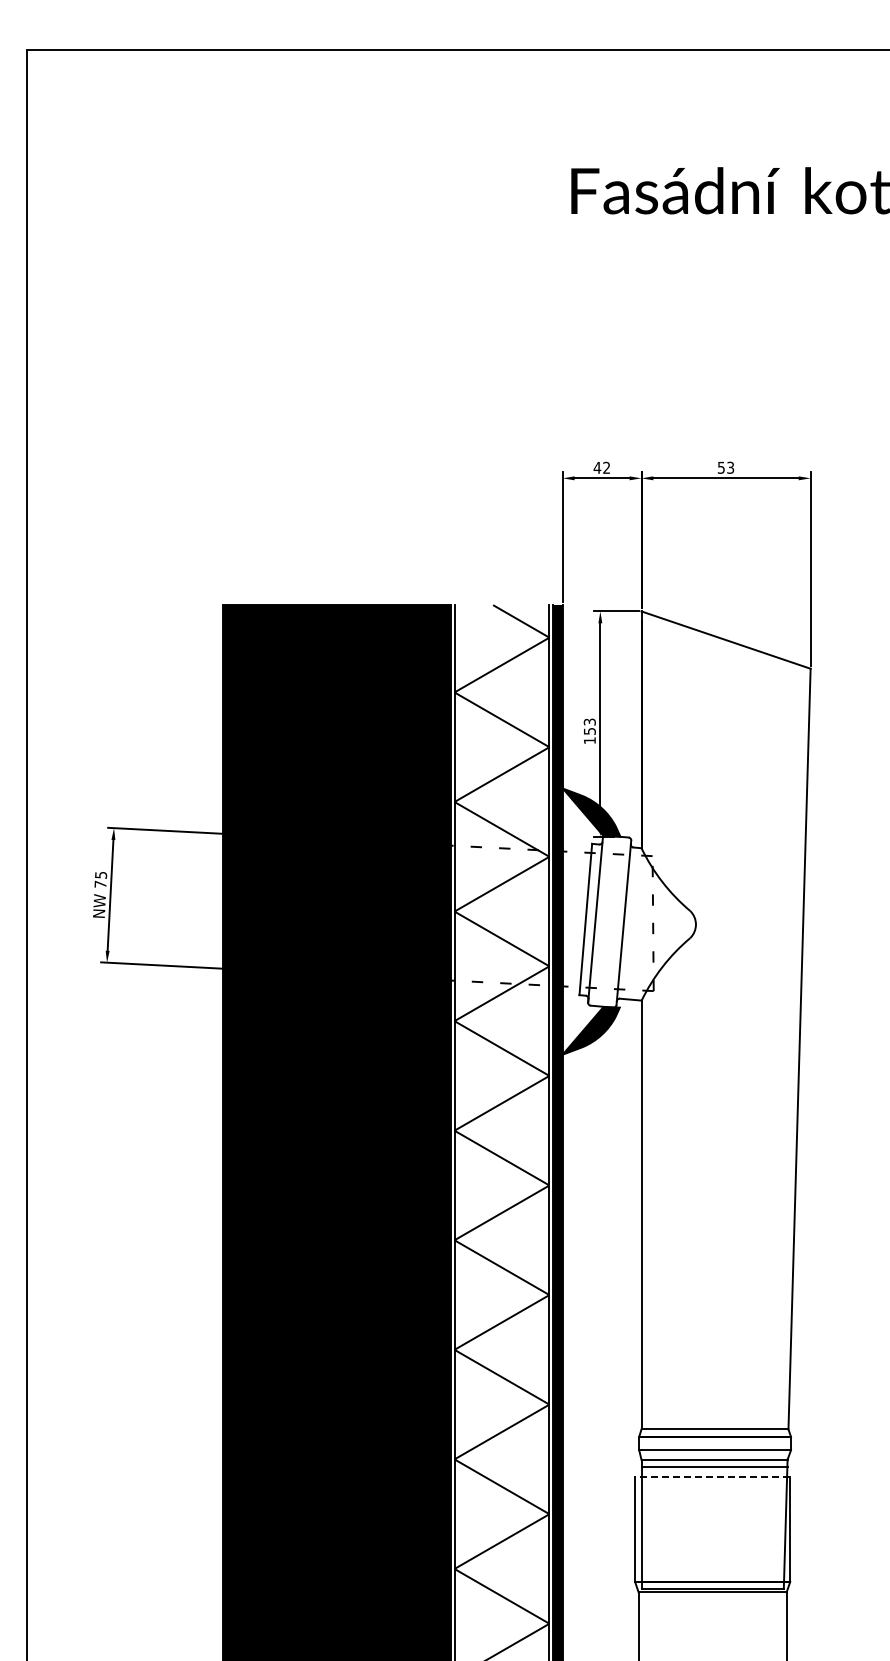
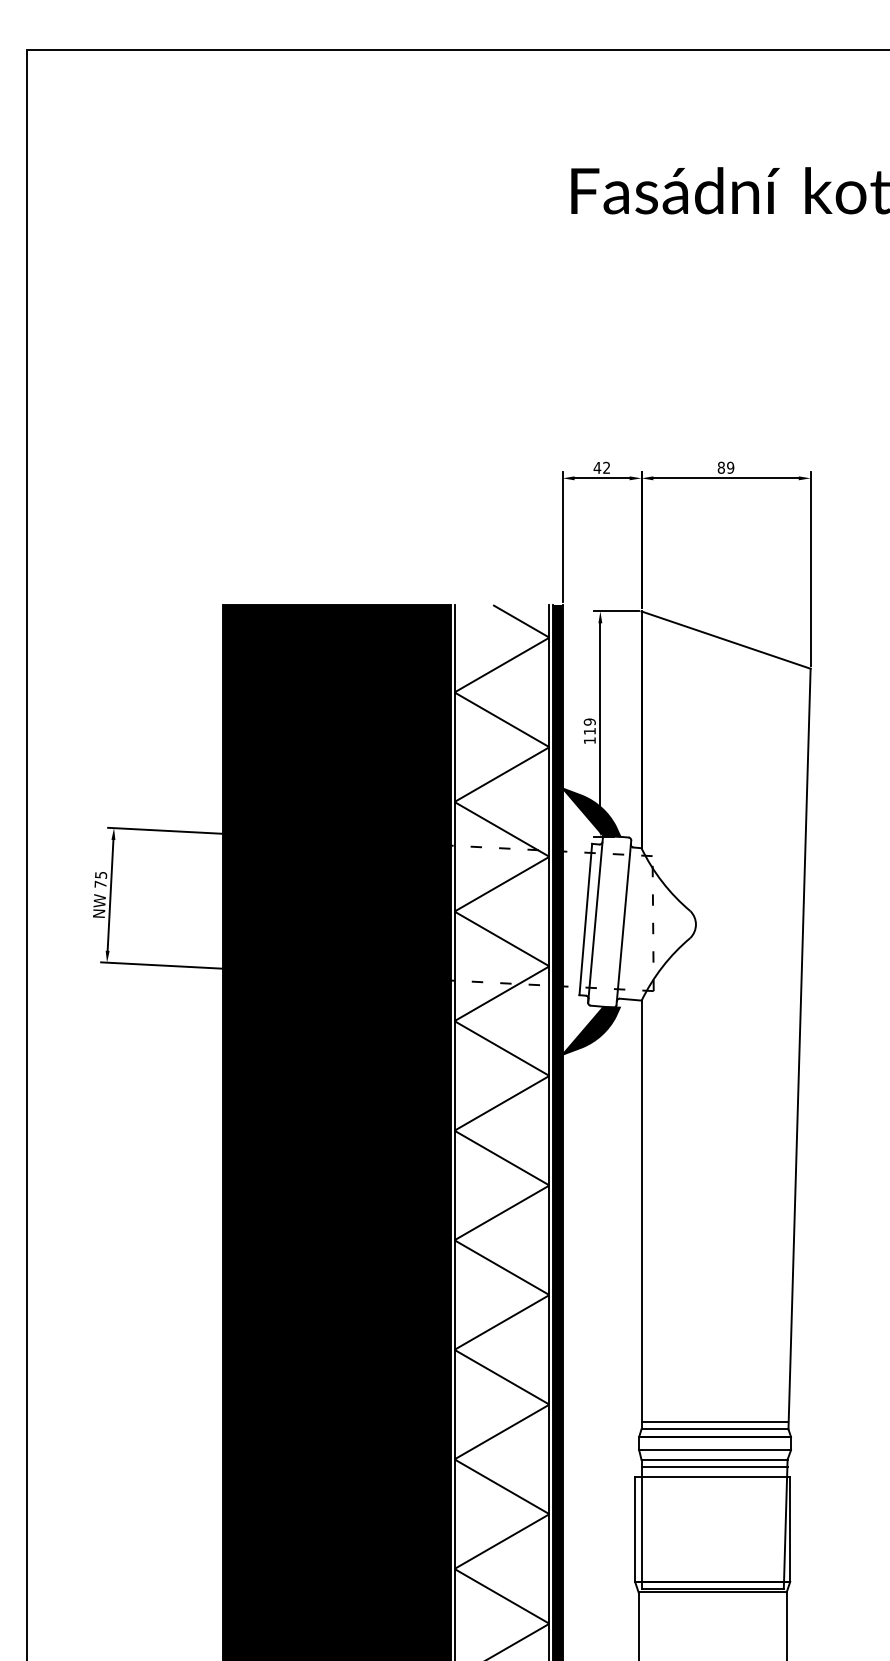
text: 53 -> 89 (725, 467)
text: 153 -> 119 (589, 726)
line: none -> present (714, 1421)
line: dashed -> solid (712, 1477)
